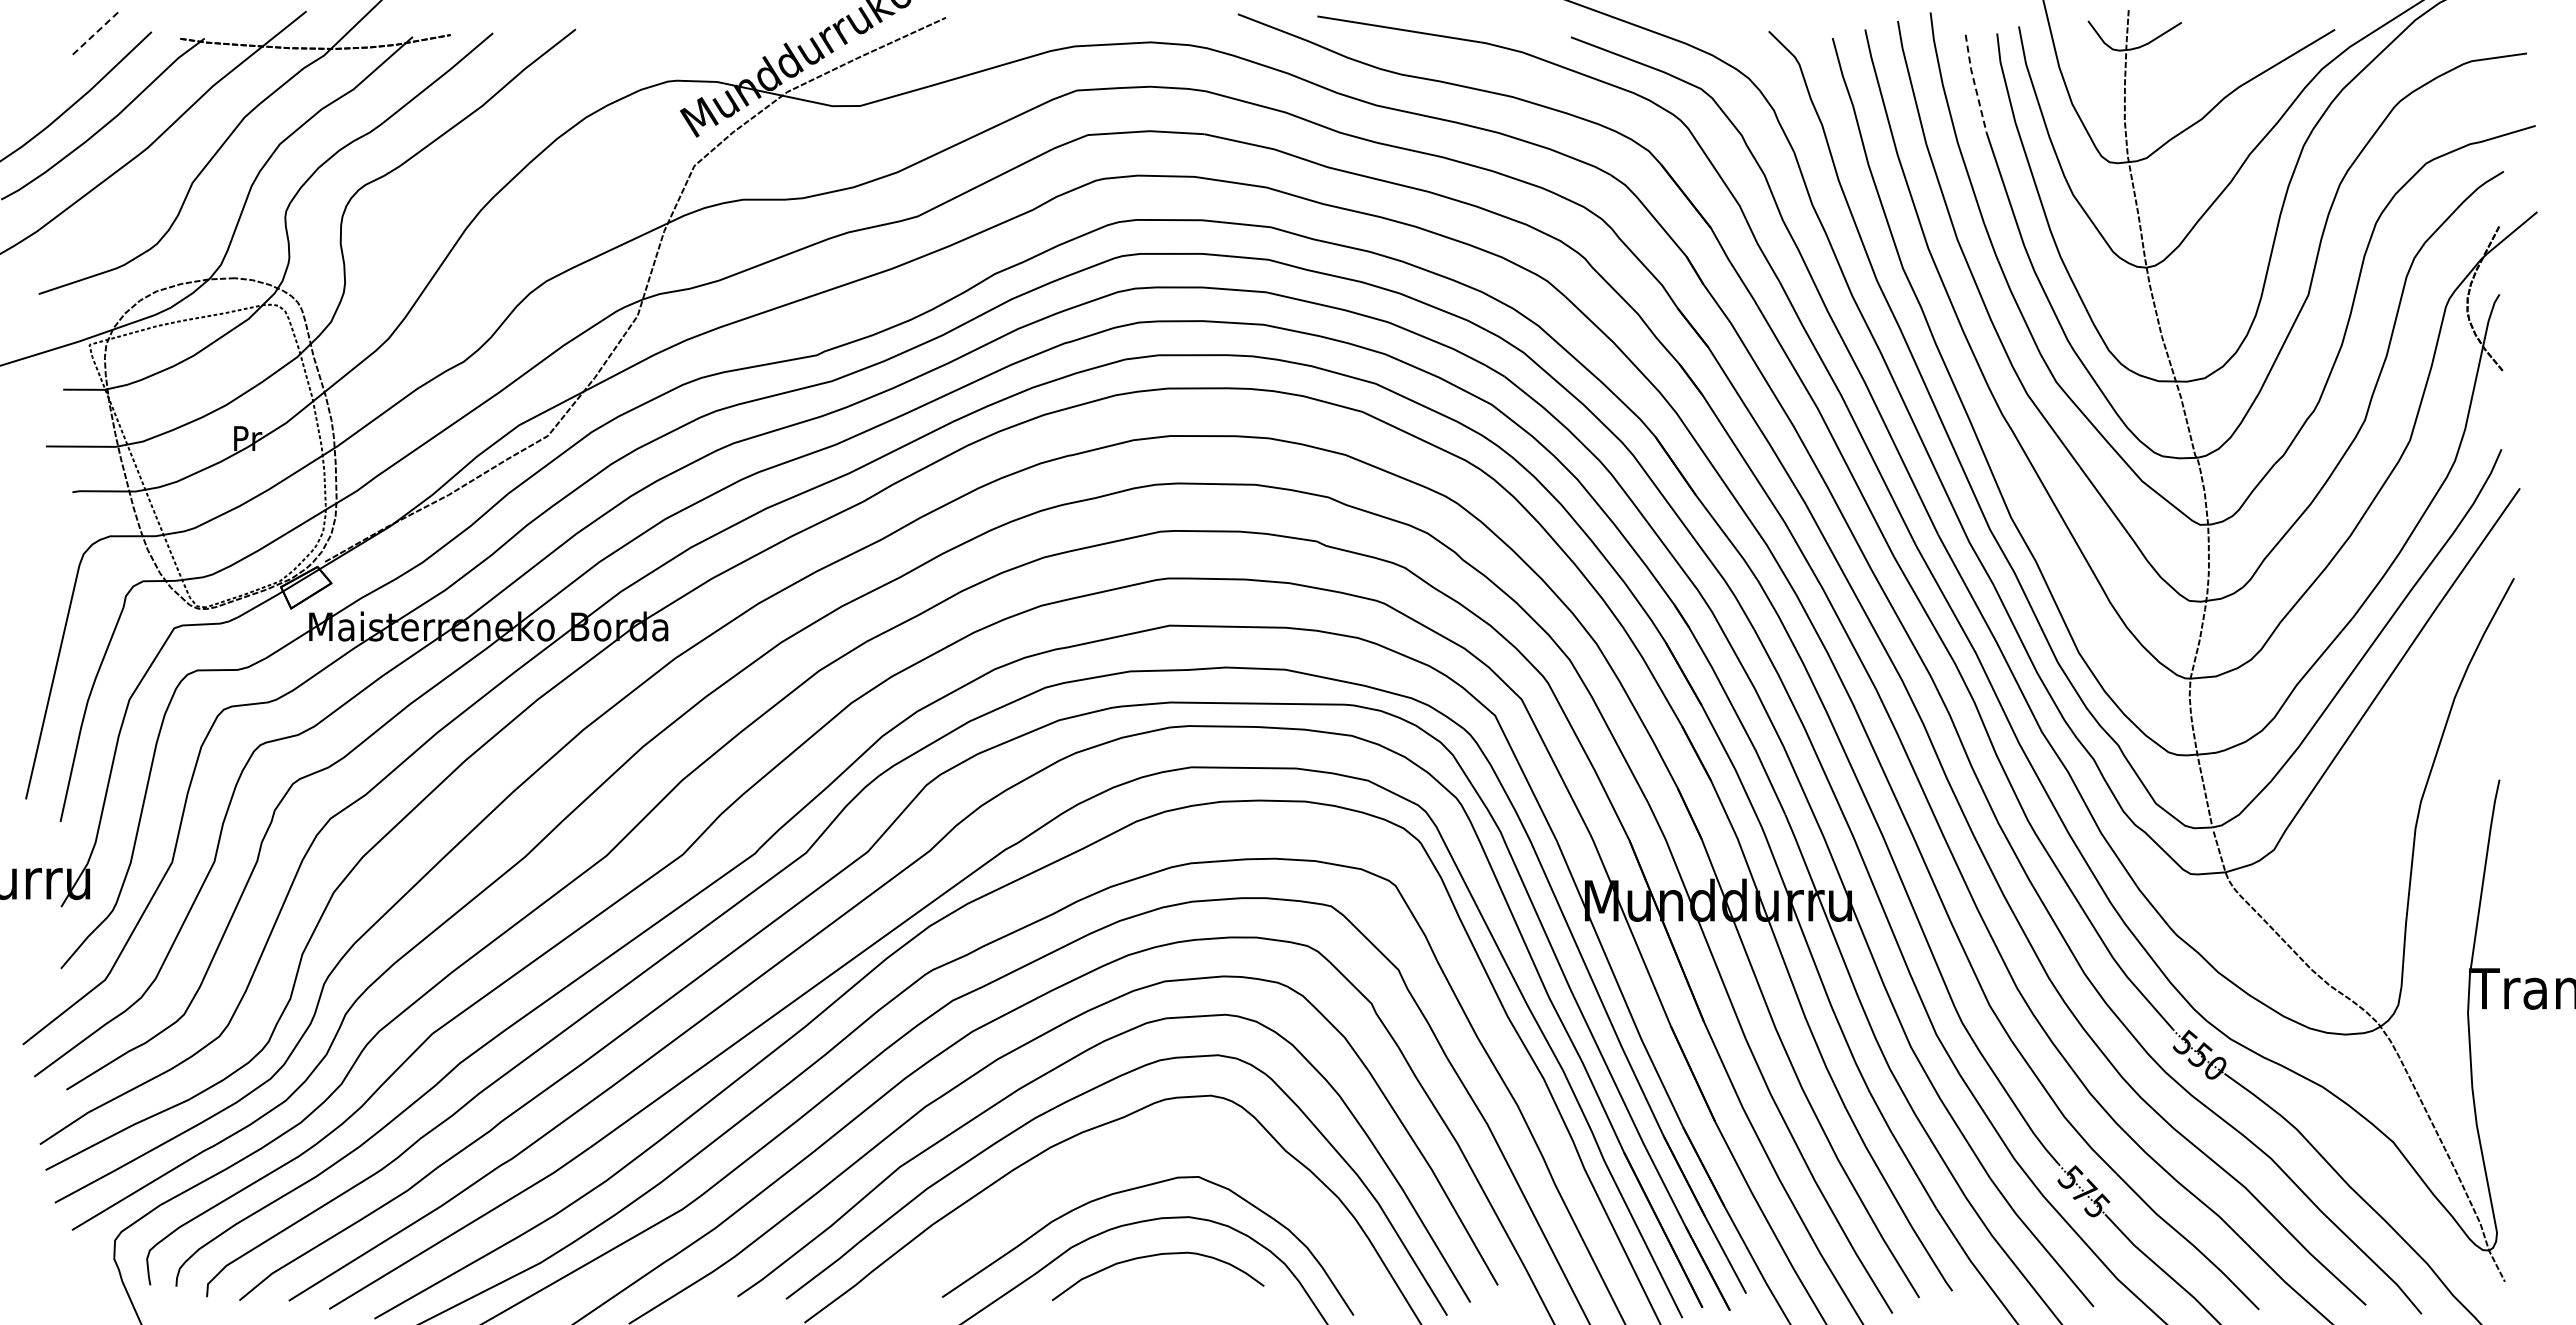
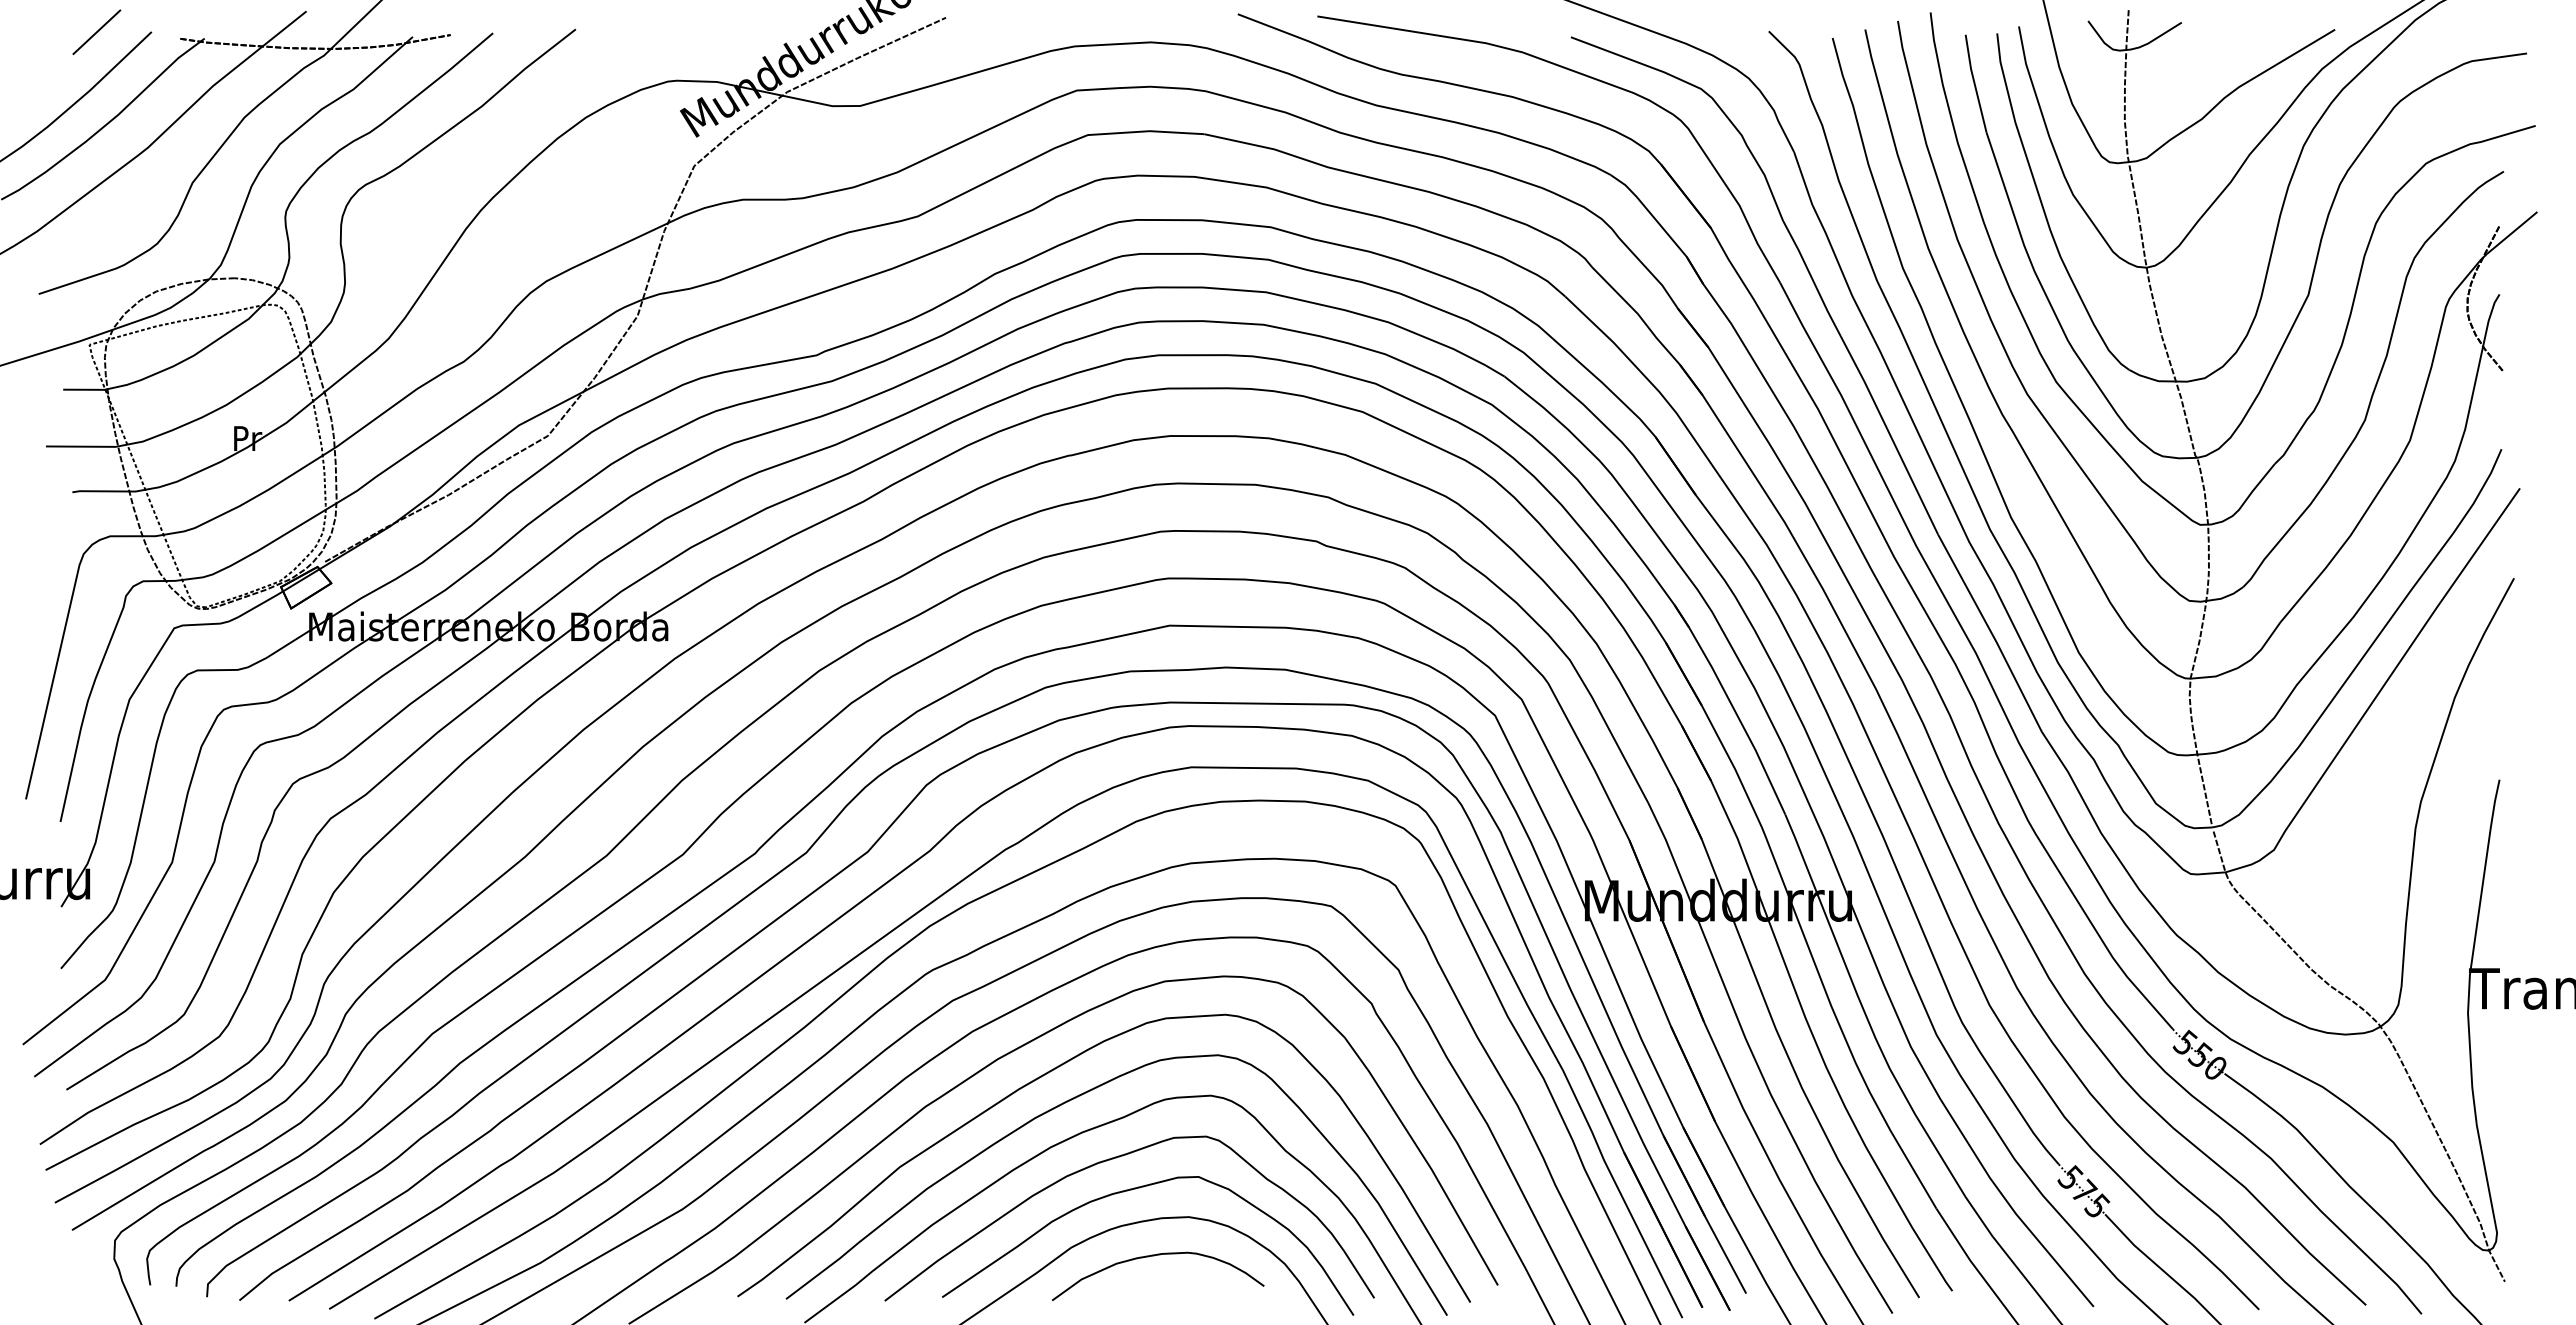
line: dashed -> solid (96, 32)
line: dashed -> solid (1974, 83)
curve: none -> present (1110, 1160)
